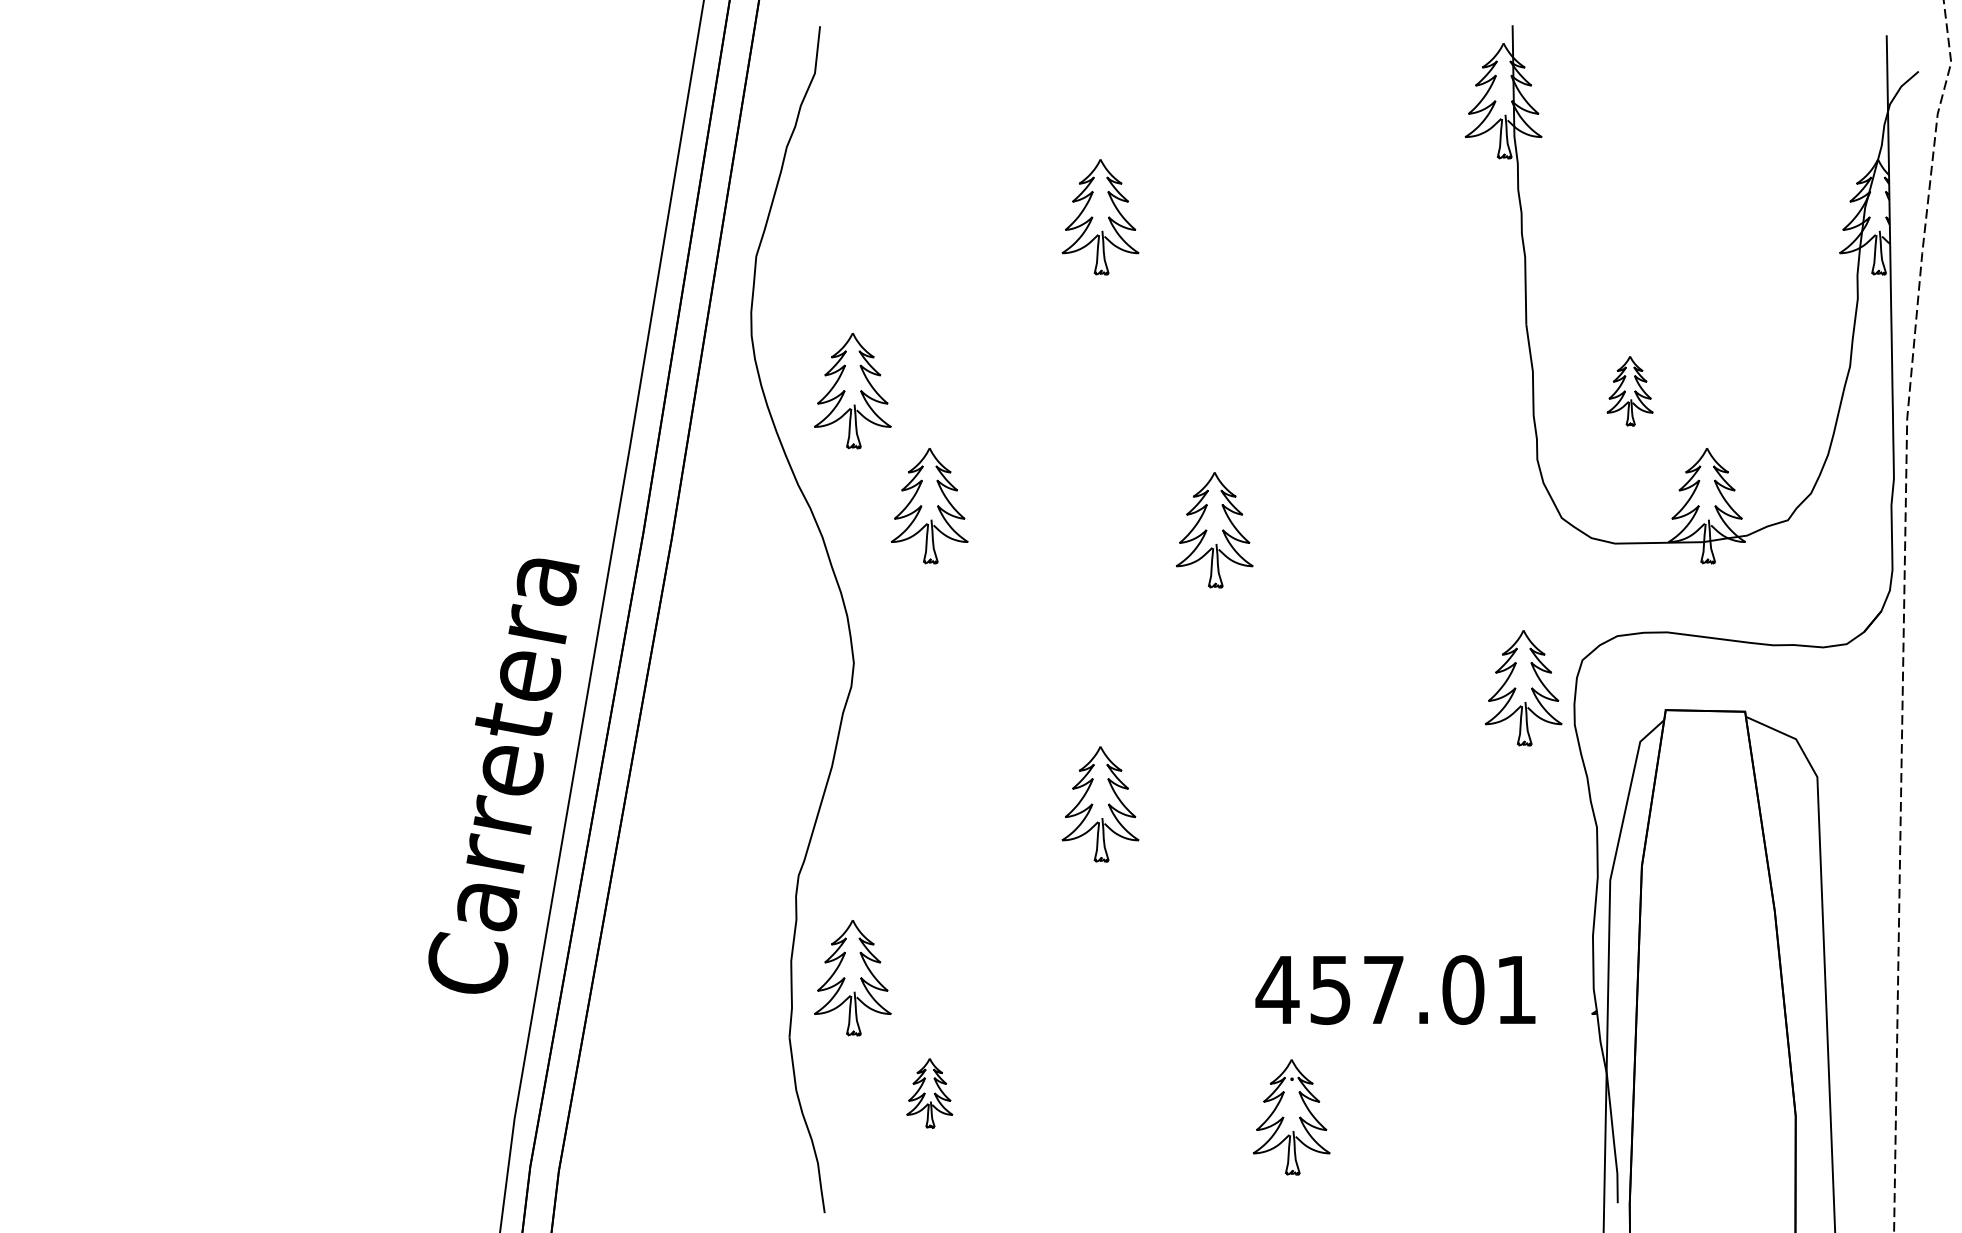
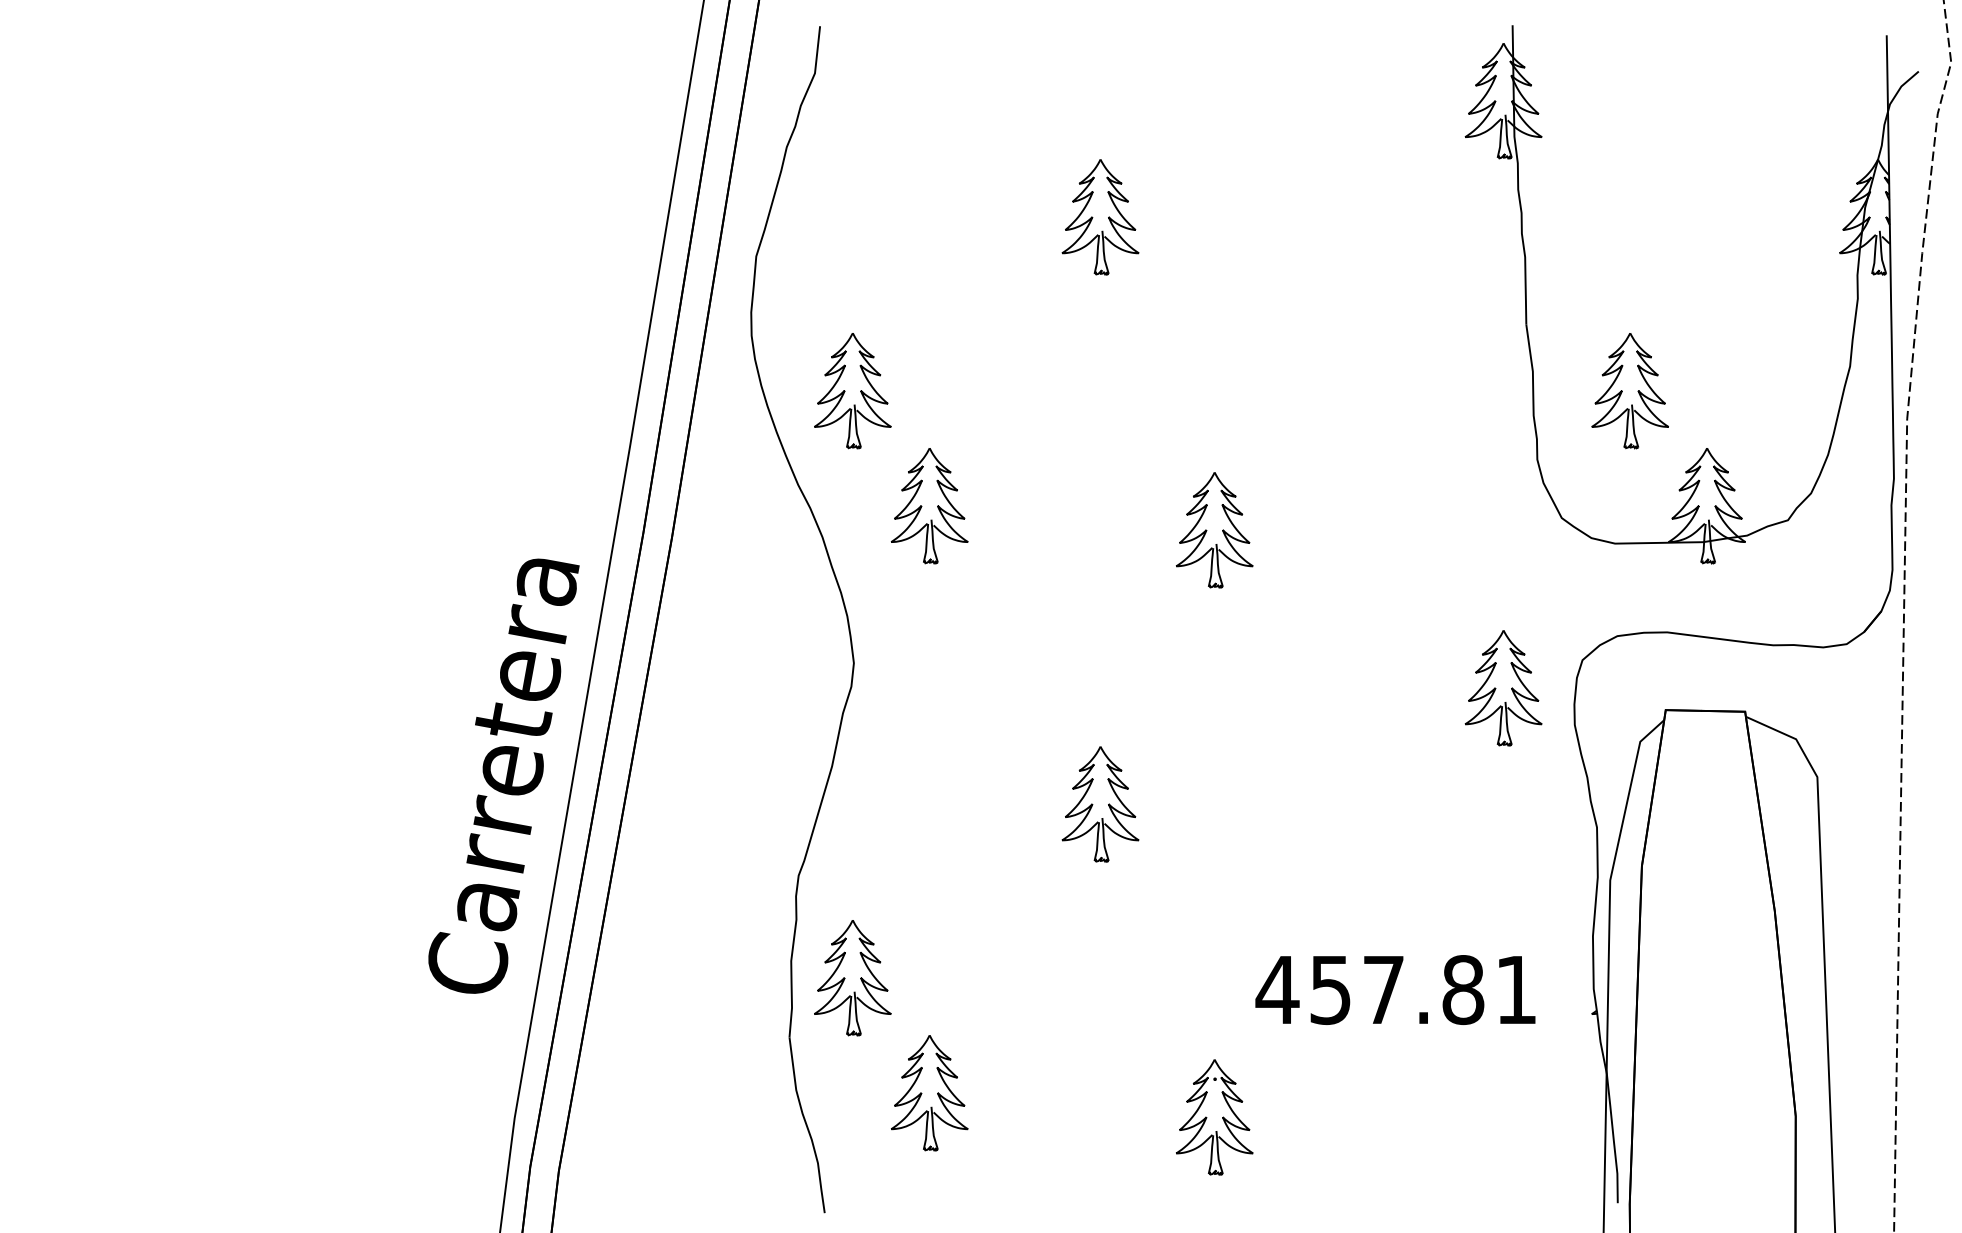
part size: 48x71 px -> 78x117 px (1629, 391)
part position: (1523, 688) -> (1503, 688) (1503, 688)
text: 457.01 -> 457.81 (1463, 989)
part size: 48x71 px -> 78x117 px (929, 1093)
part position: (1291, 1117) -> (1214, 1117) (1214, 1117)
